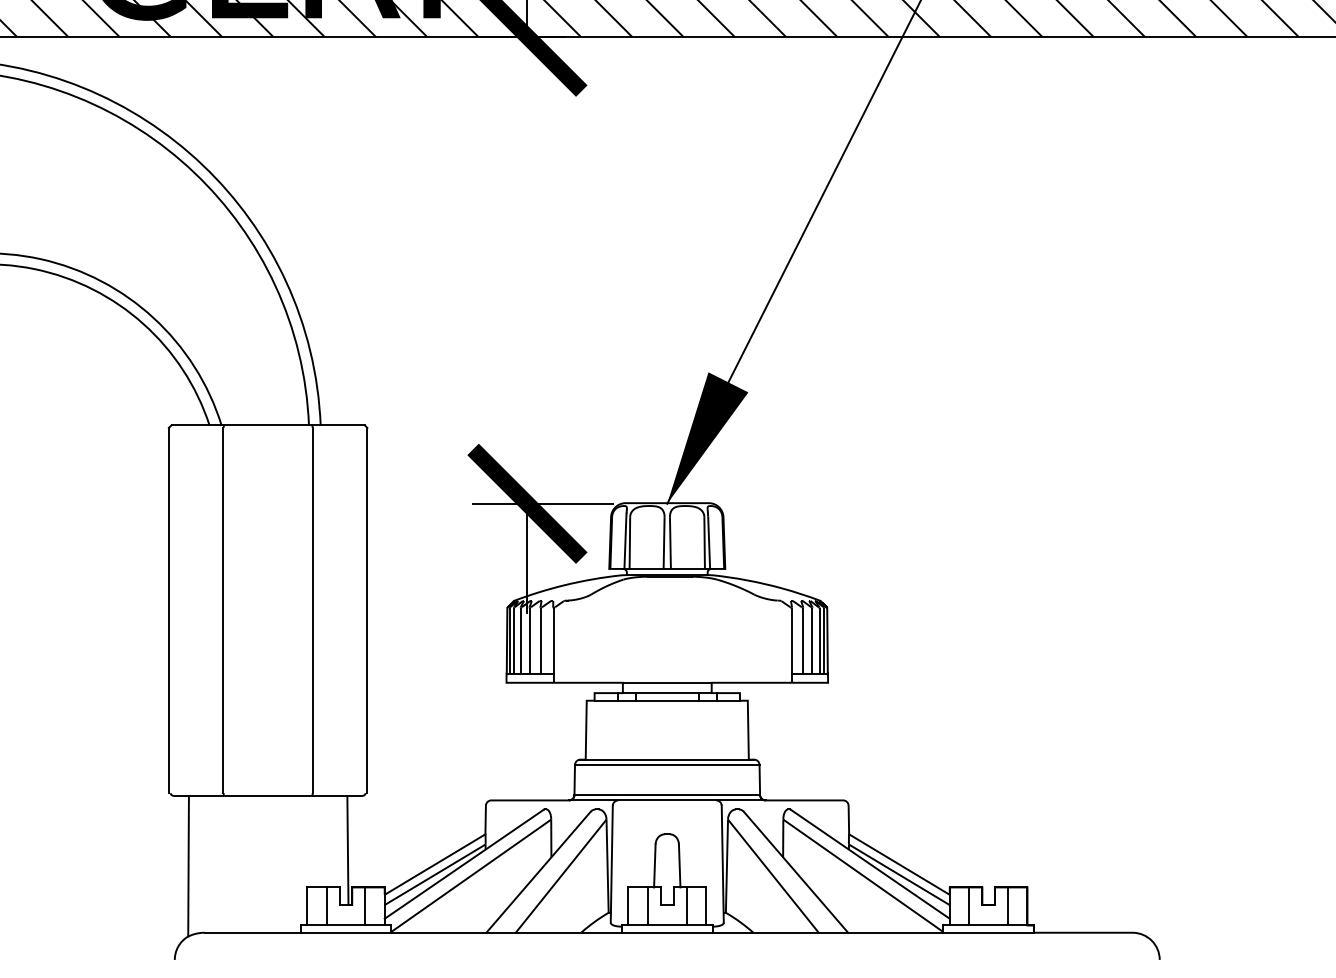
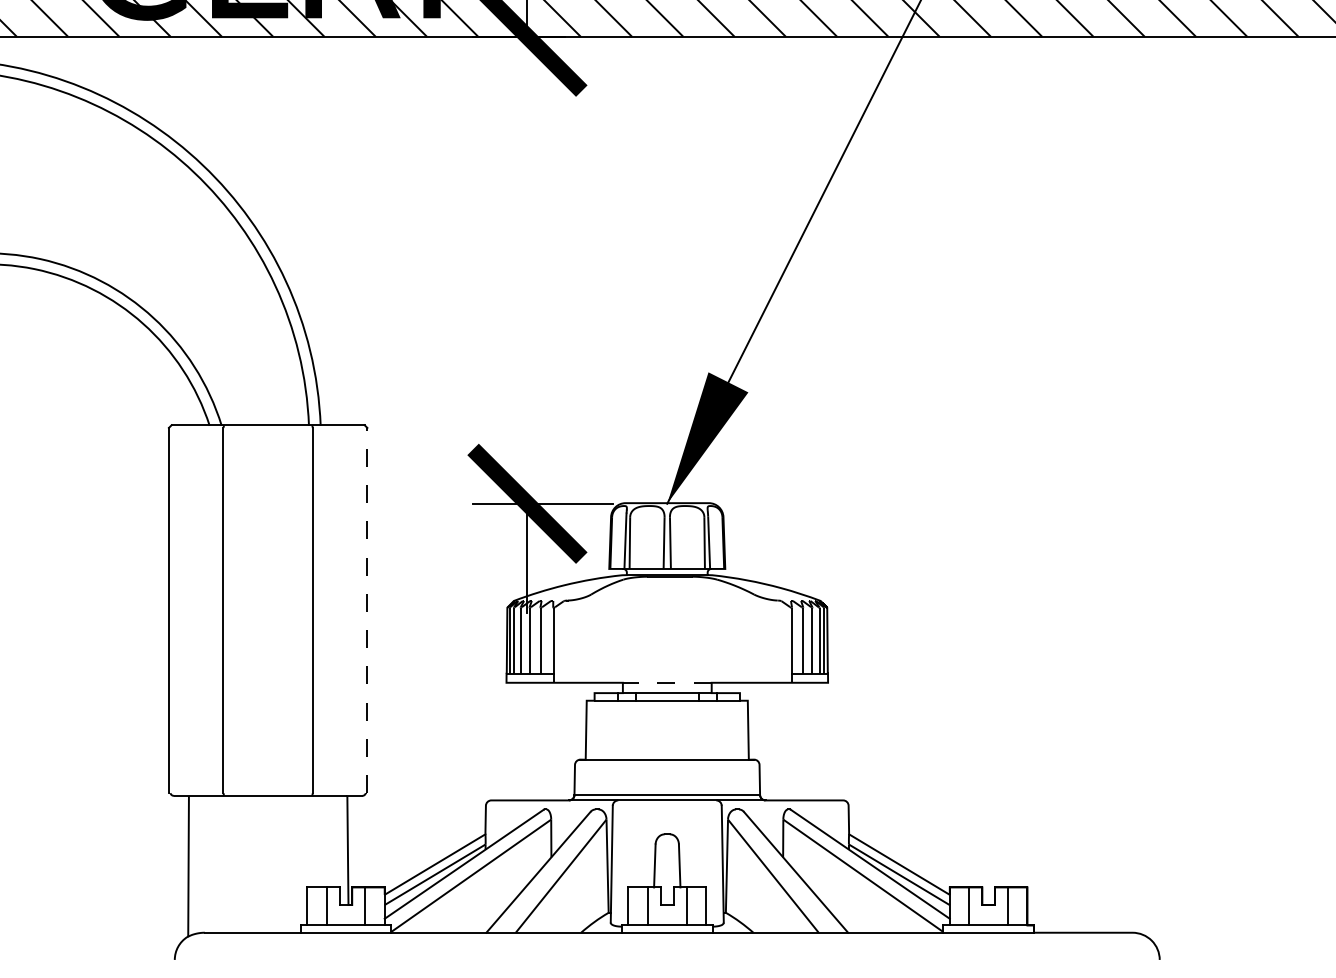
line: solid -> dashed (367, 610)
line: solid -> dashed (666, 682)
line: present -> none (667, 764)
